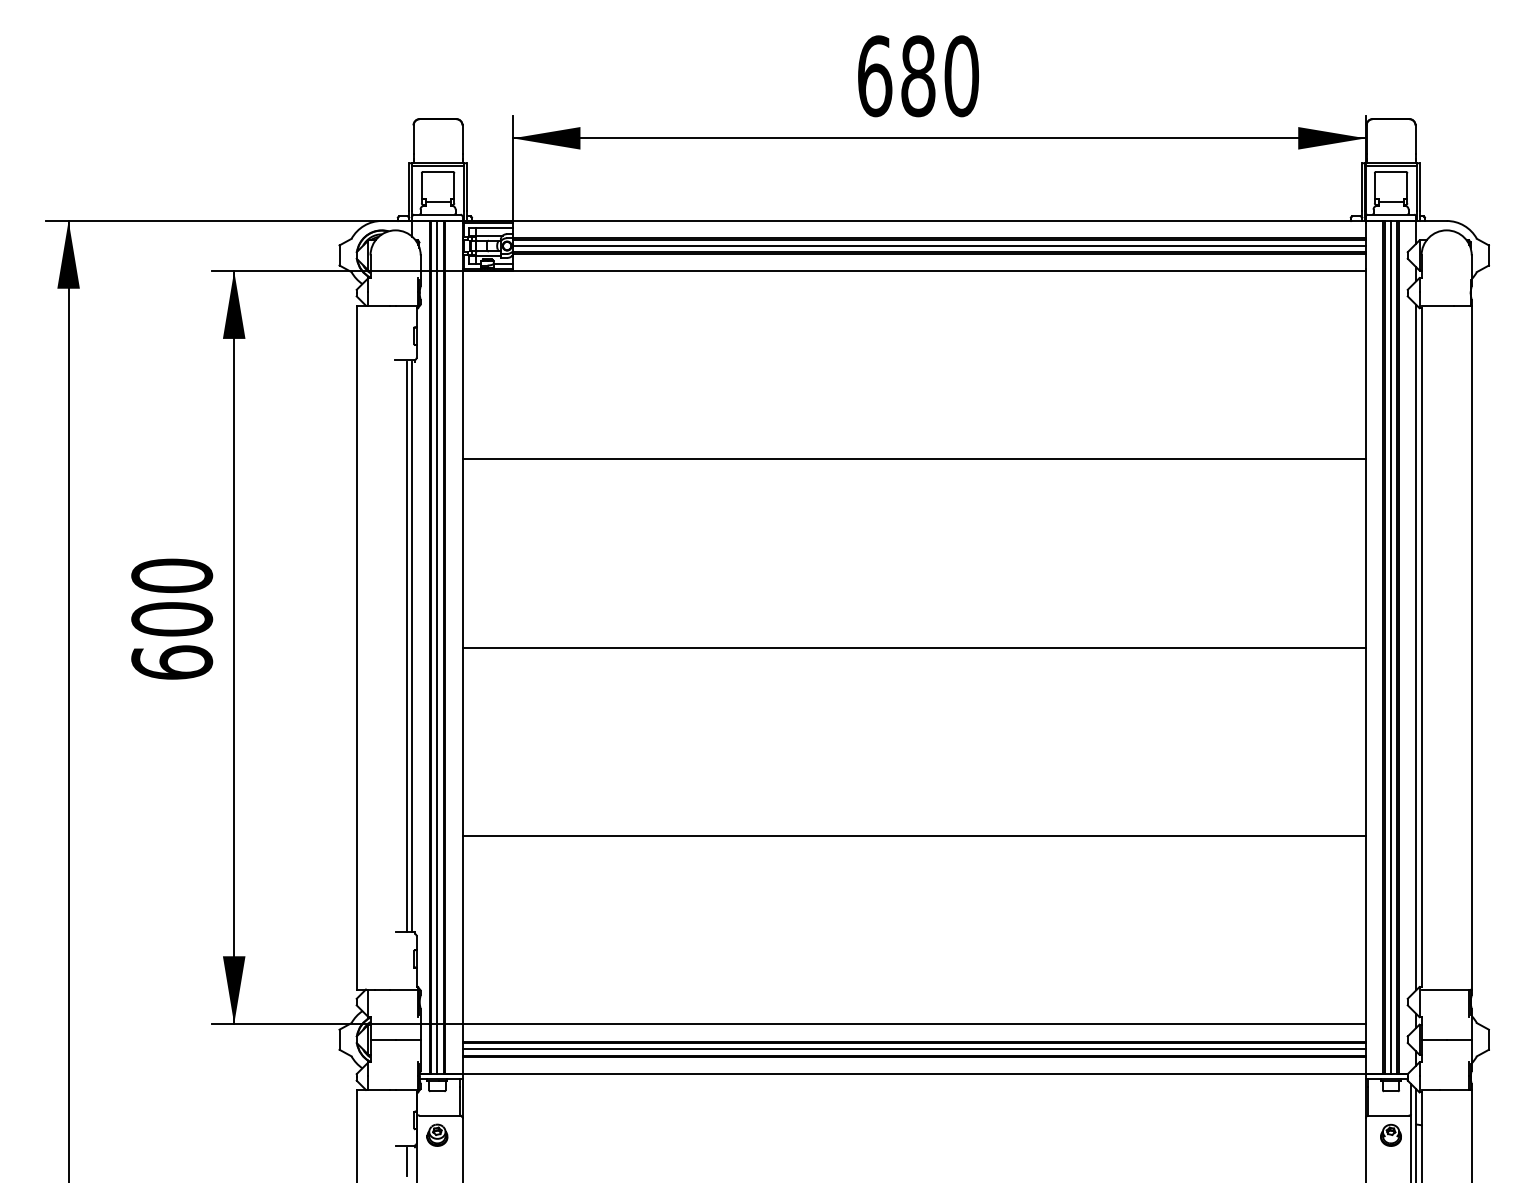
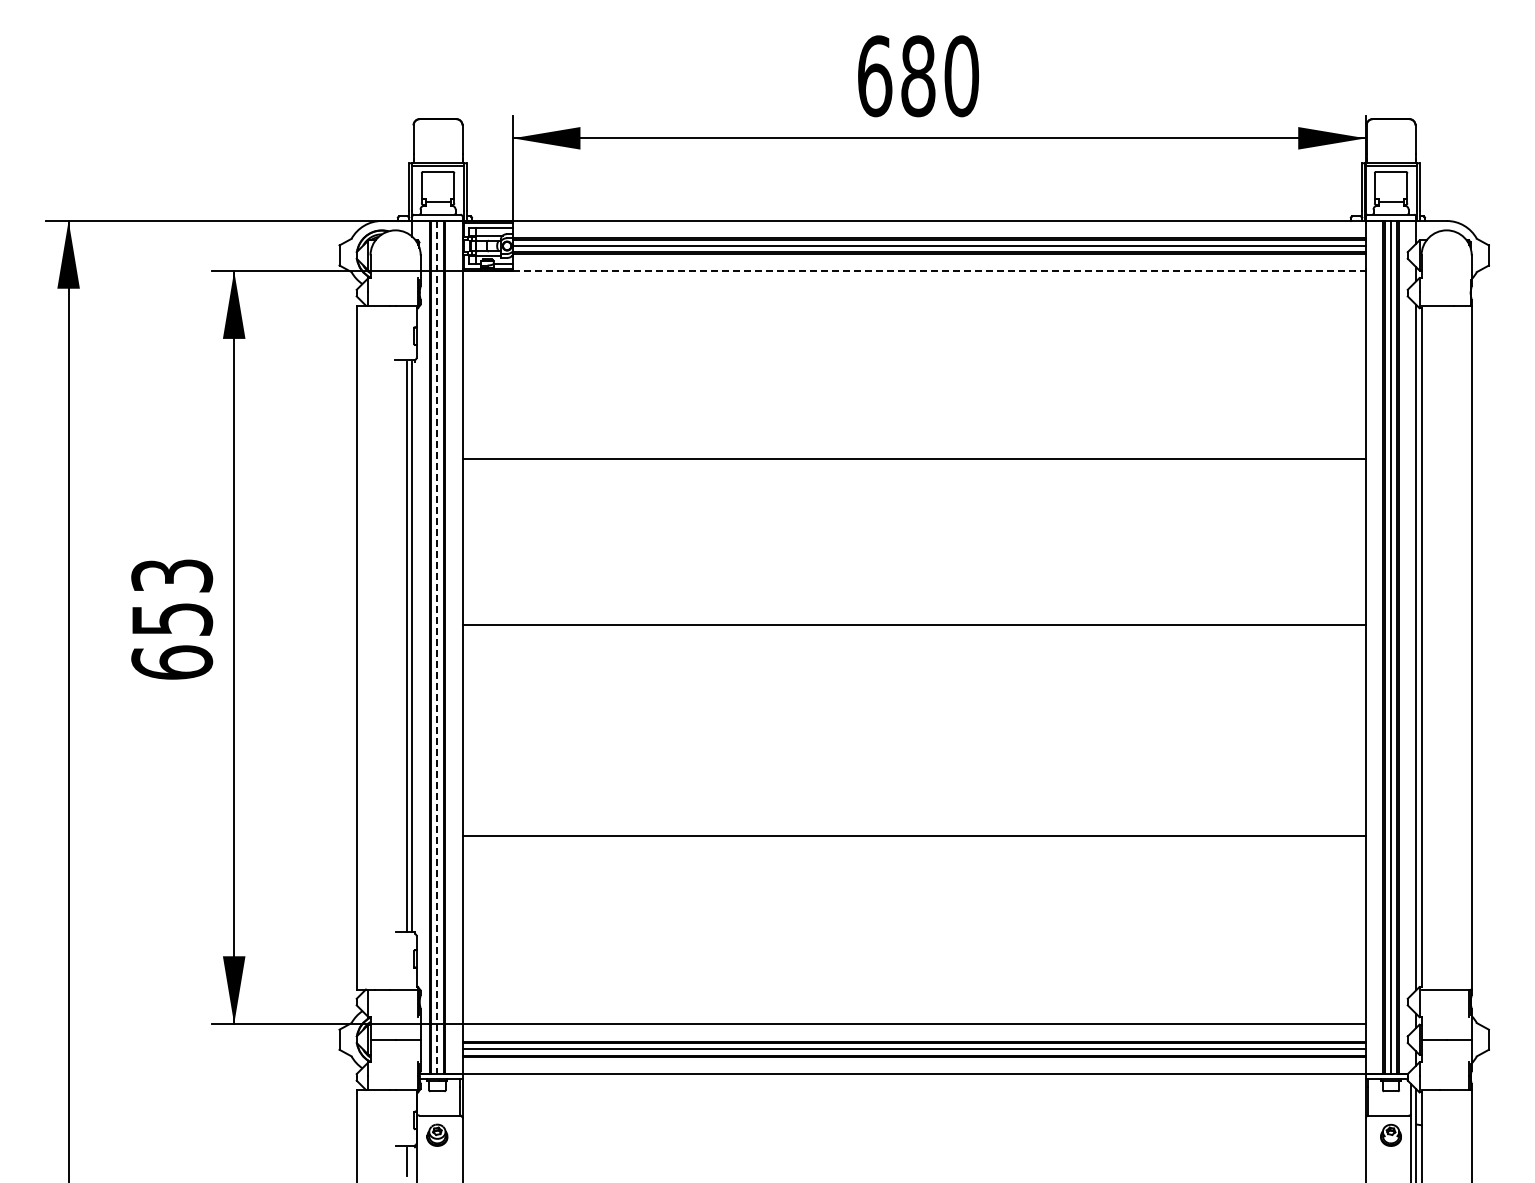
line: solid -> dashed (939, 271)
text: 600 -> 653 (172, 597)
line: solid -> dashed (437, 647)
line position: (913, 647) -> (913, 624) (913, 624)
